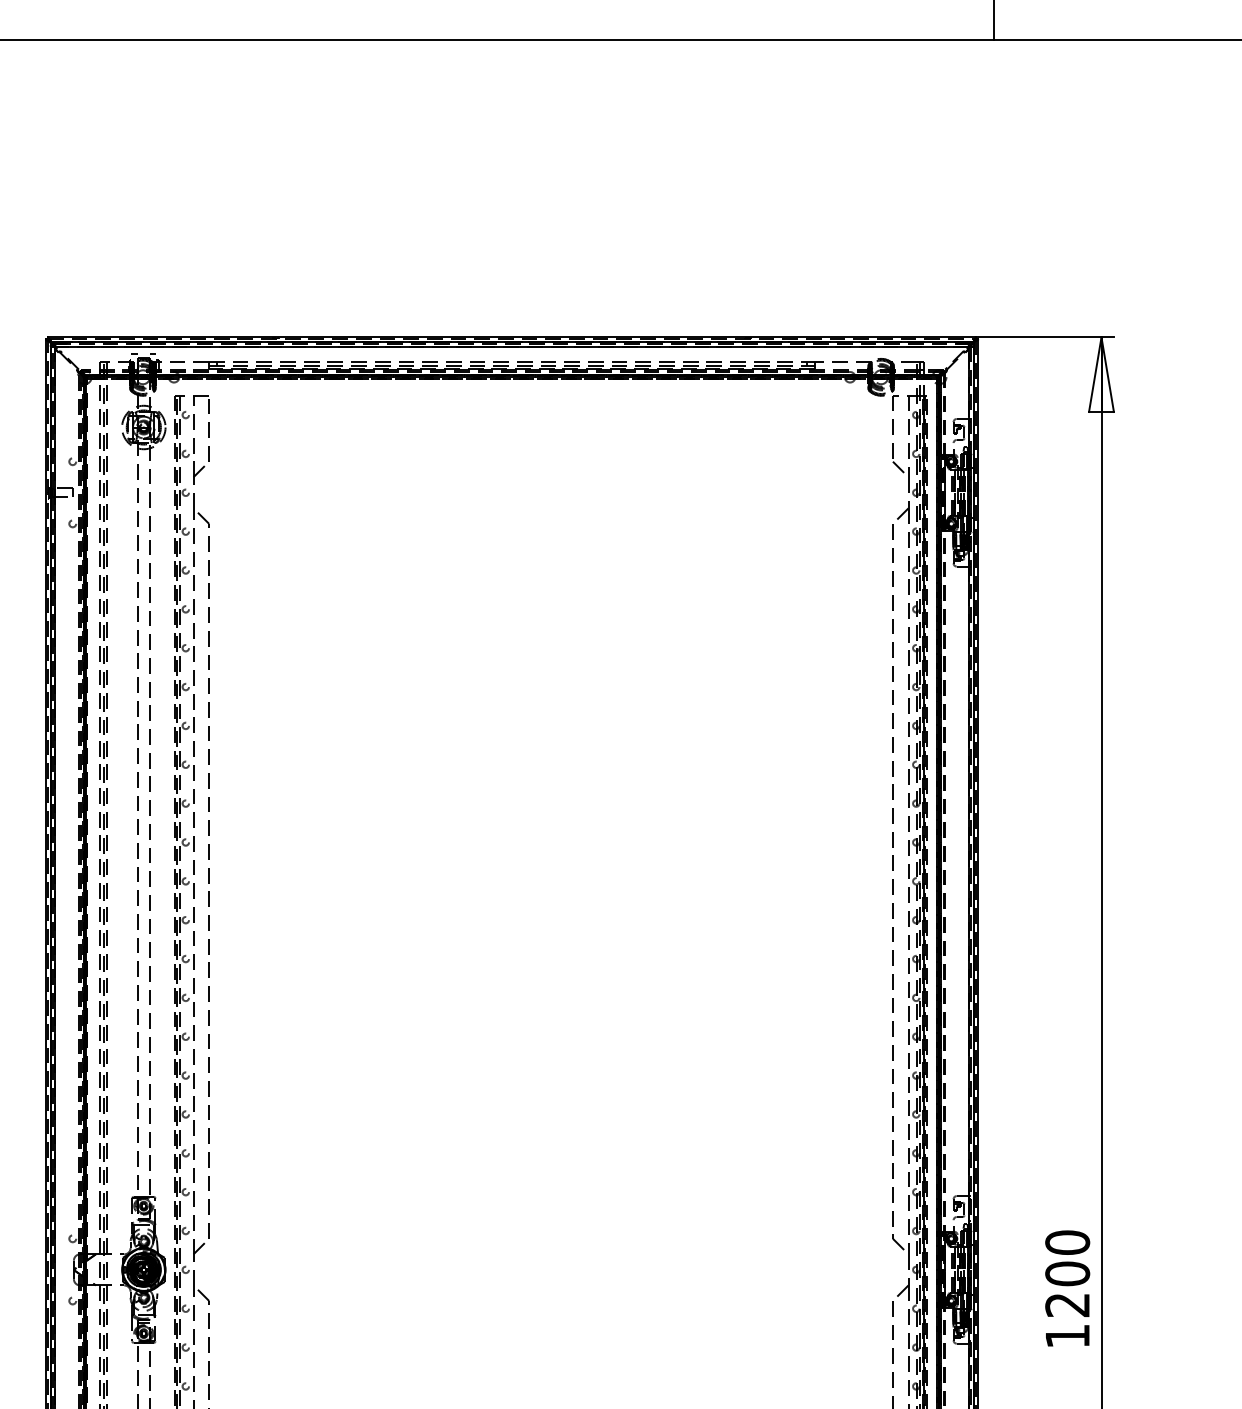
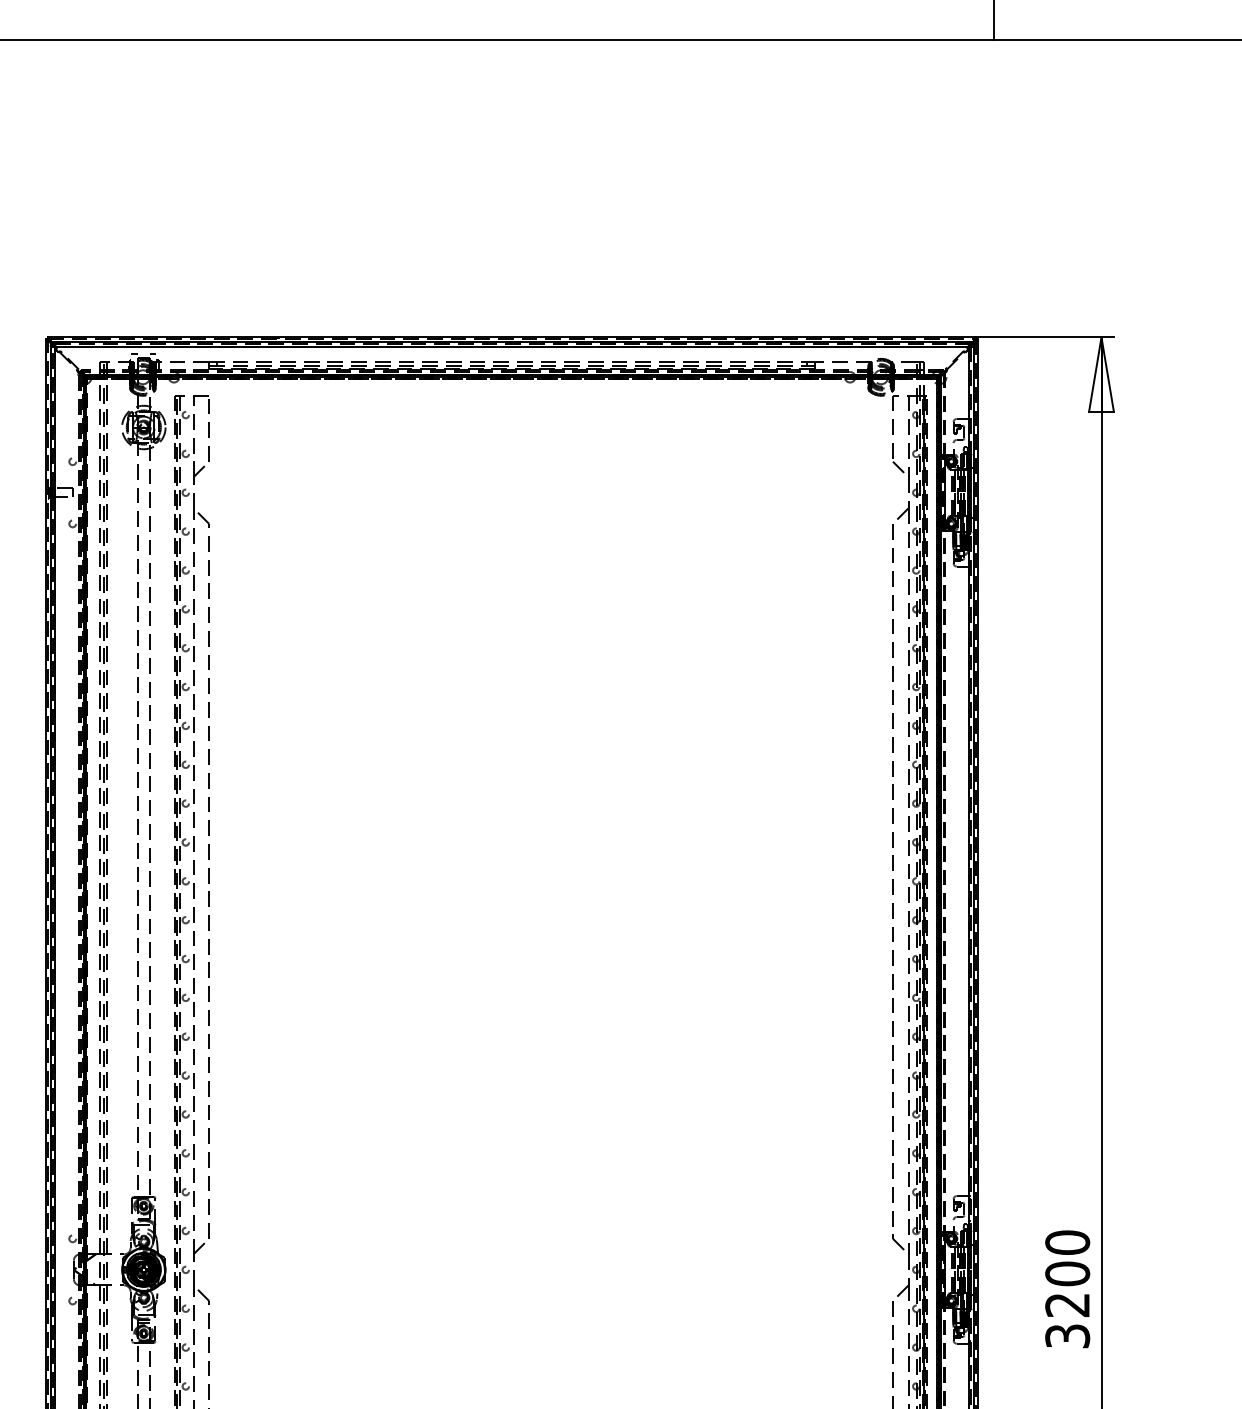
text: 1200 -> 3200 (1067, 1336)
